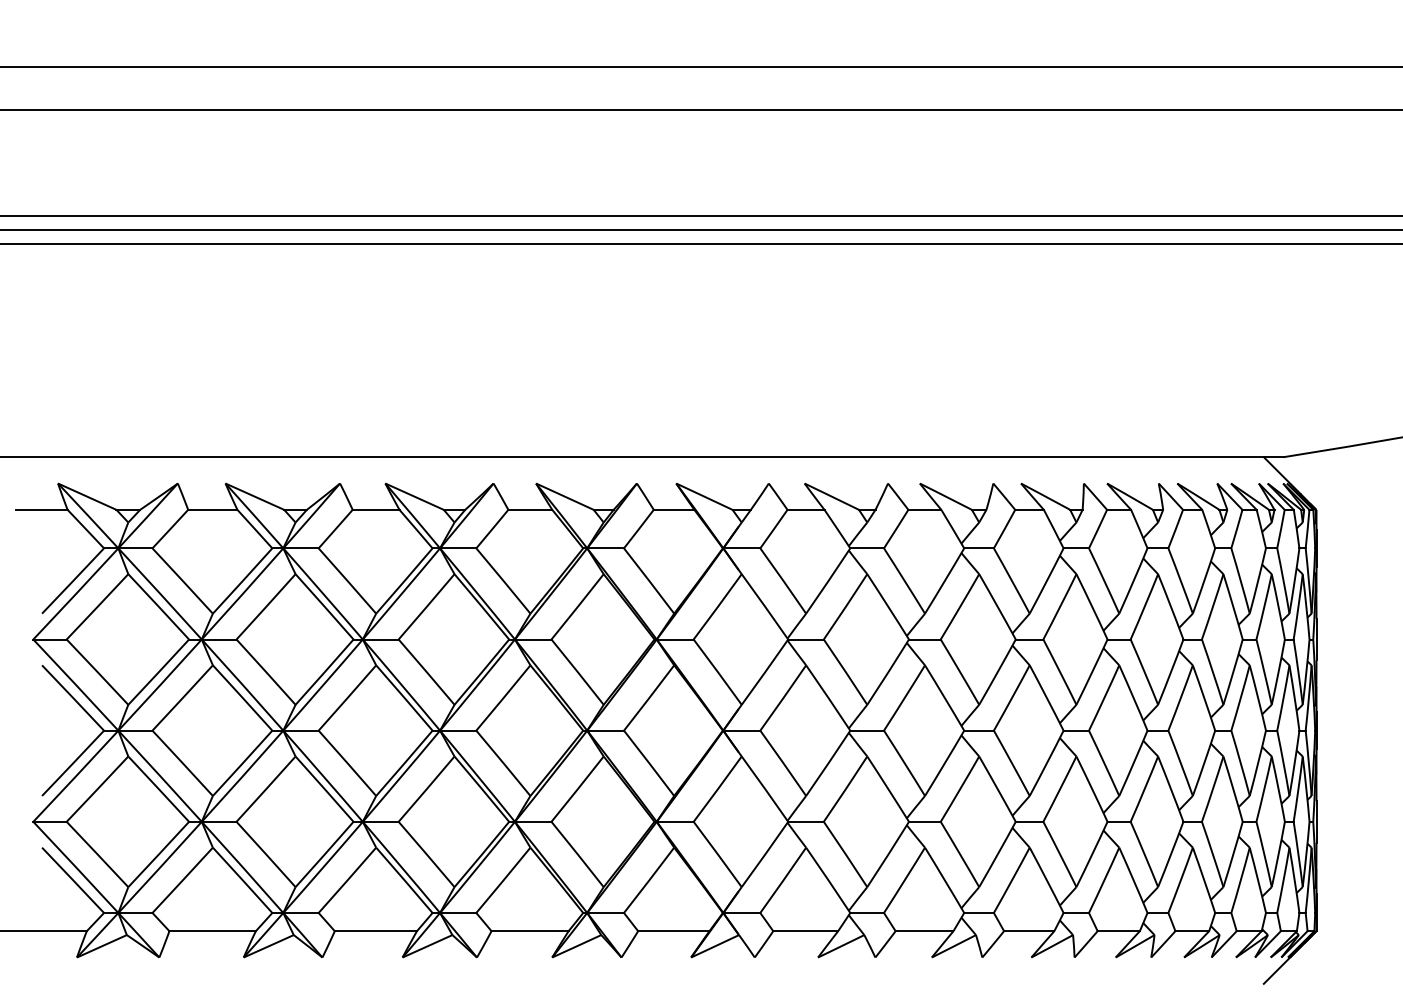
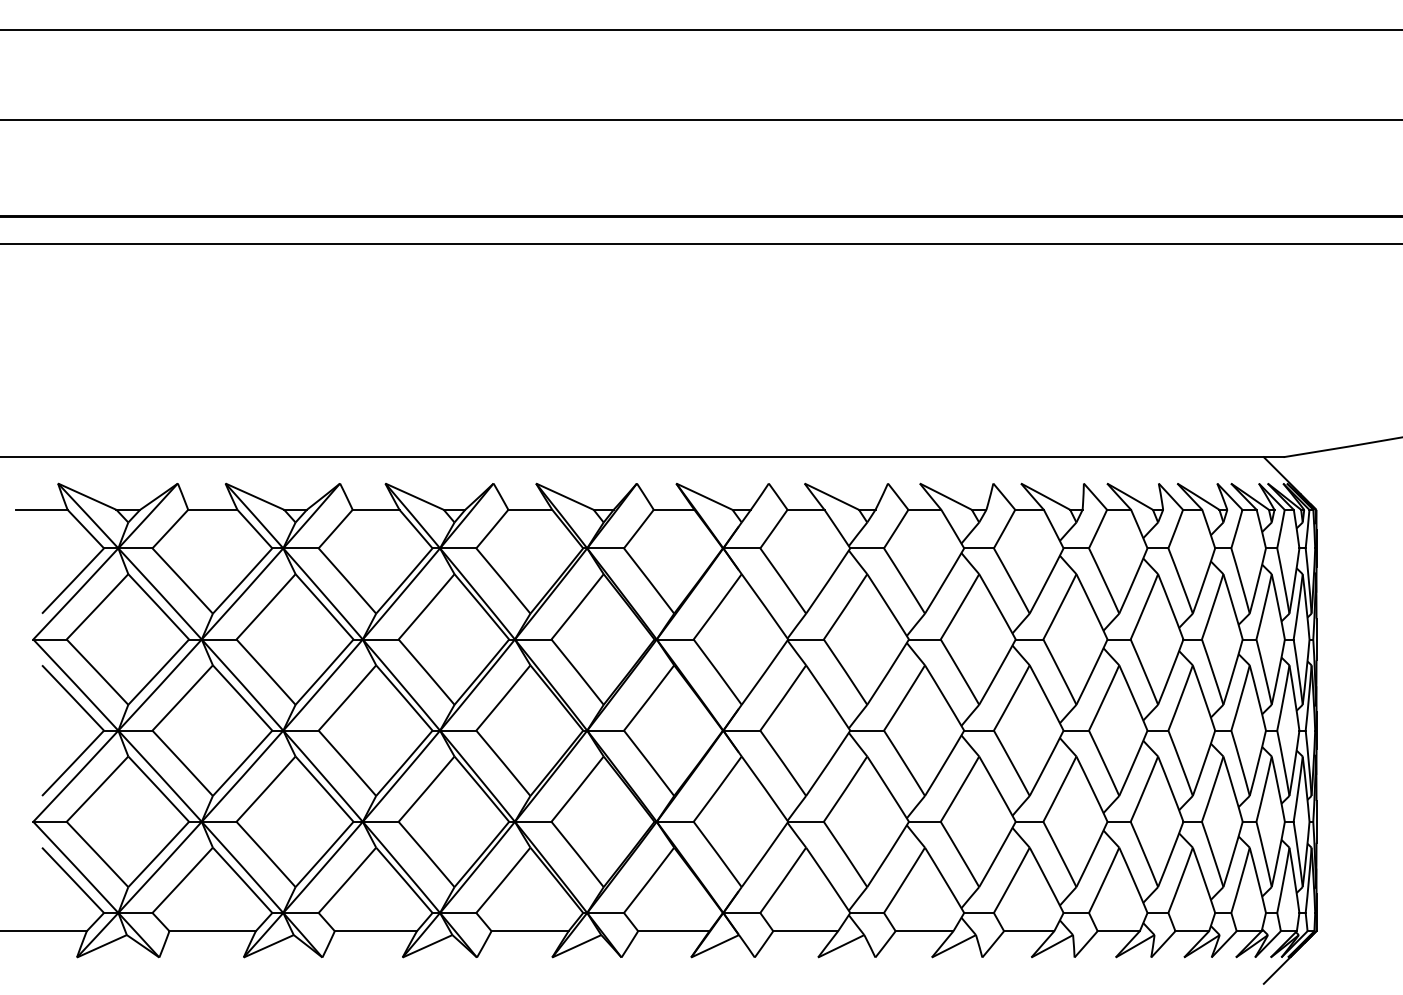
line position: (700, 66) -> (700, 29) (700, 29)
line position: (700, 109) -> (700, 119) (700, 119)
line position: (700, 230) -> (700, 217) (700, 217)
